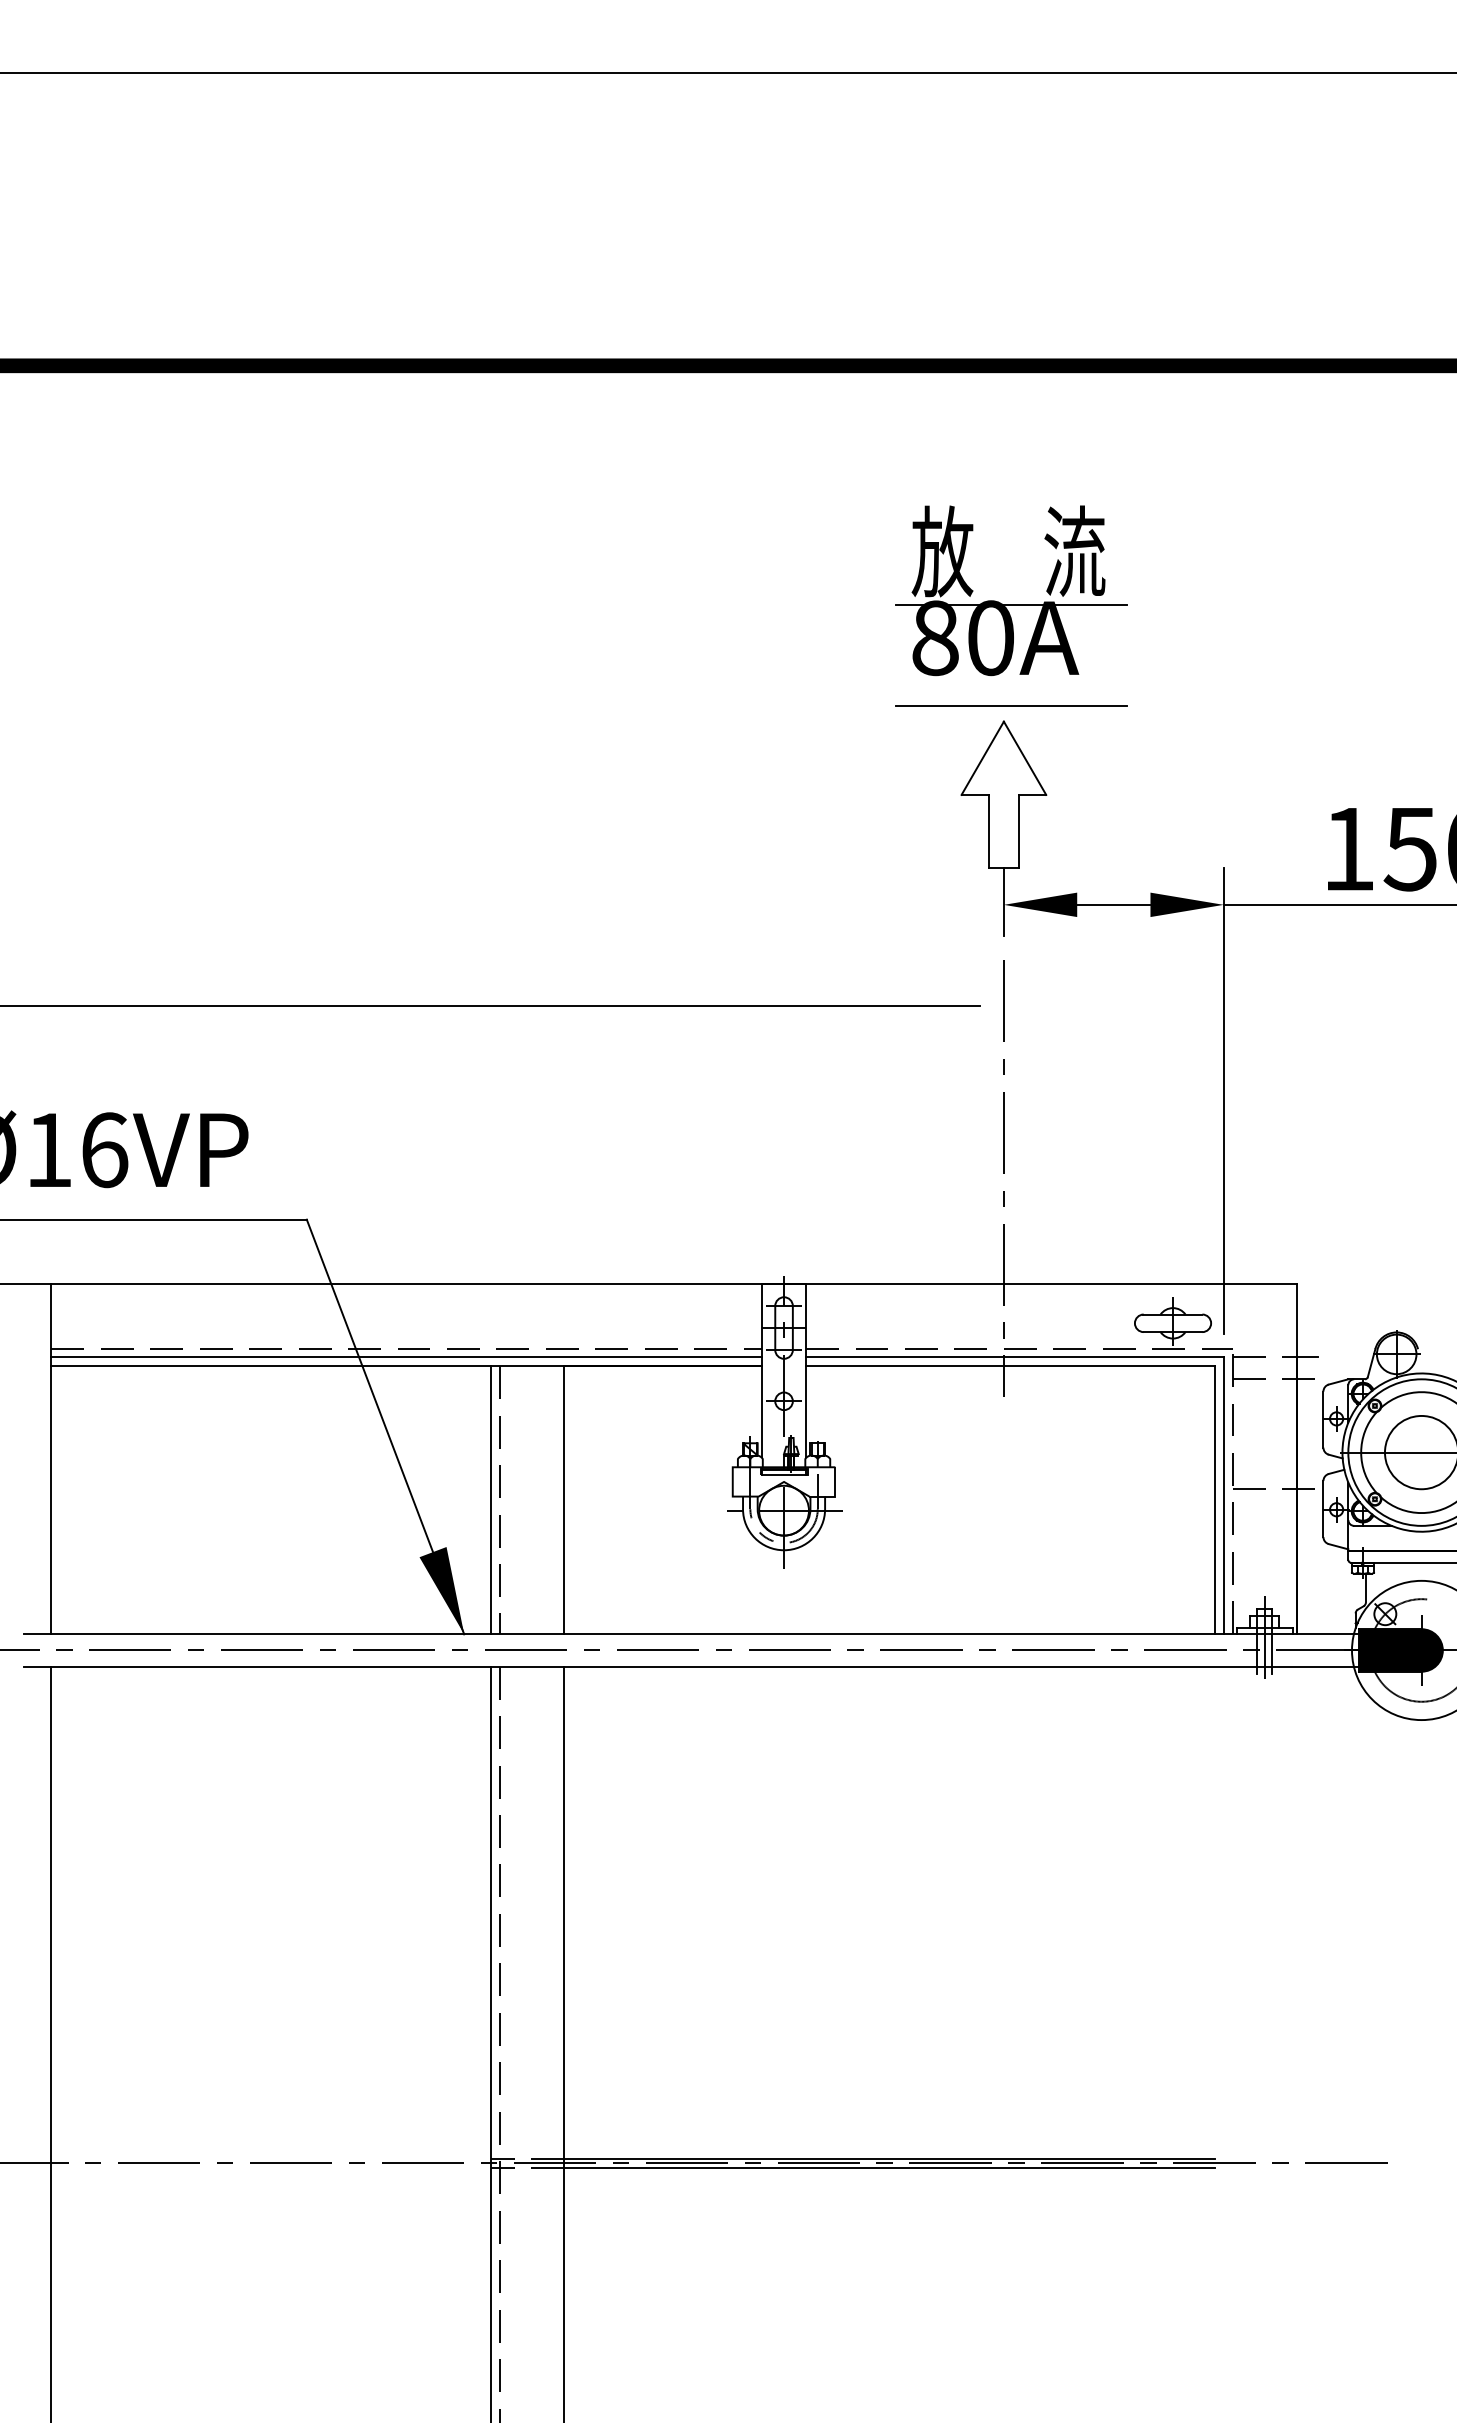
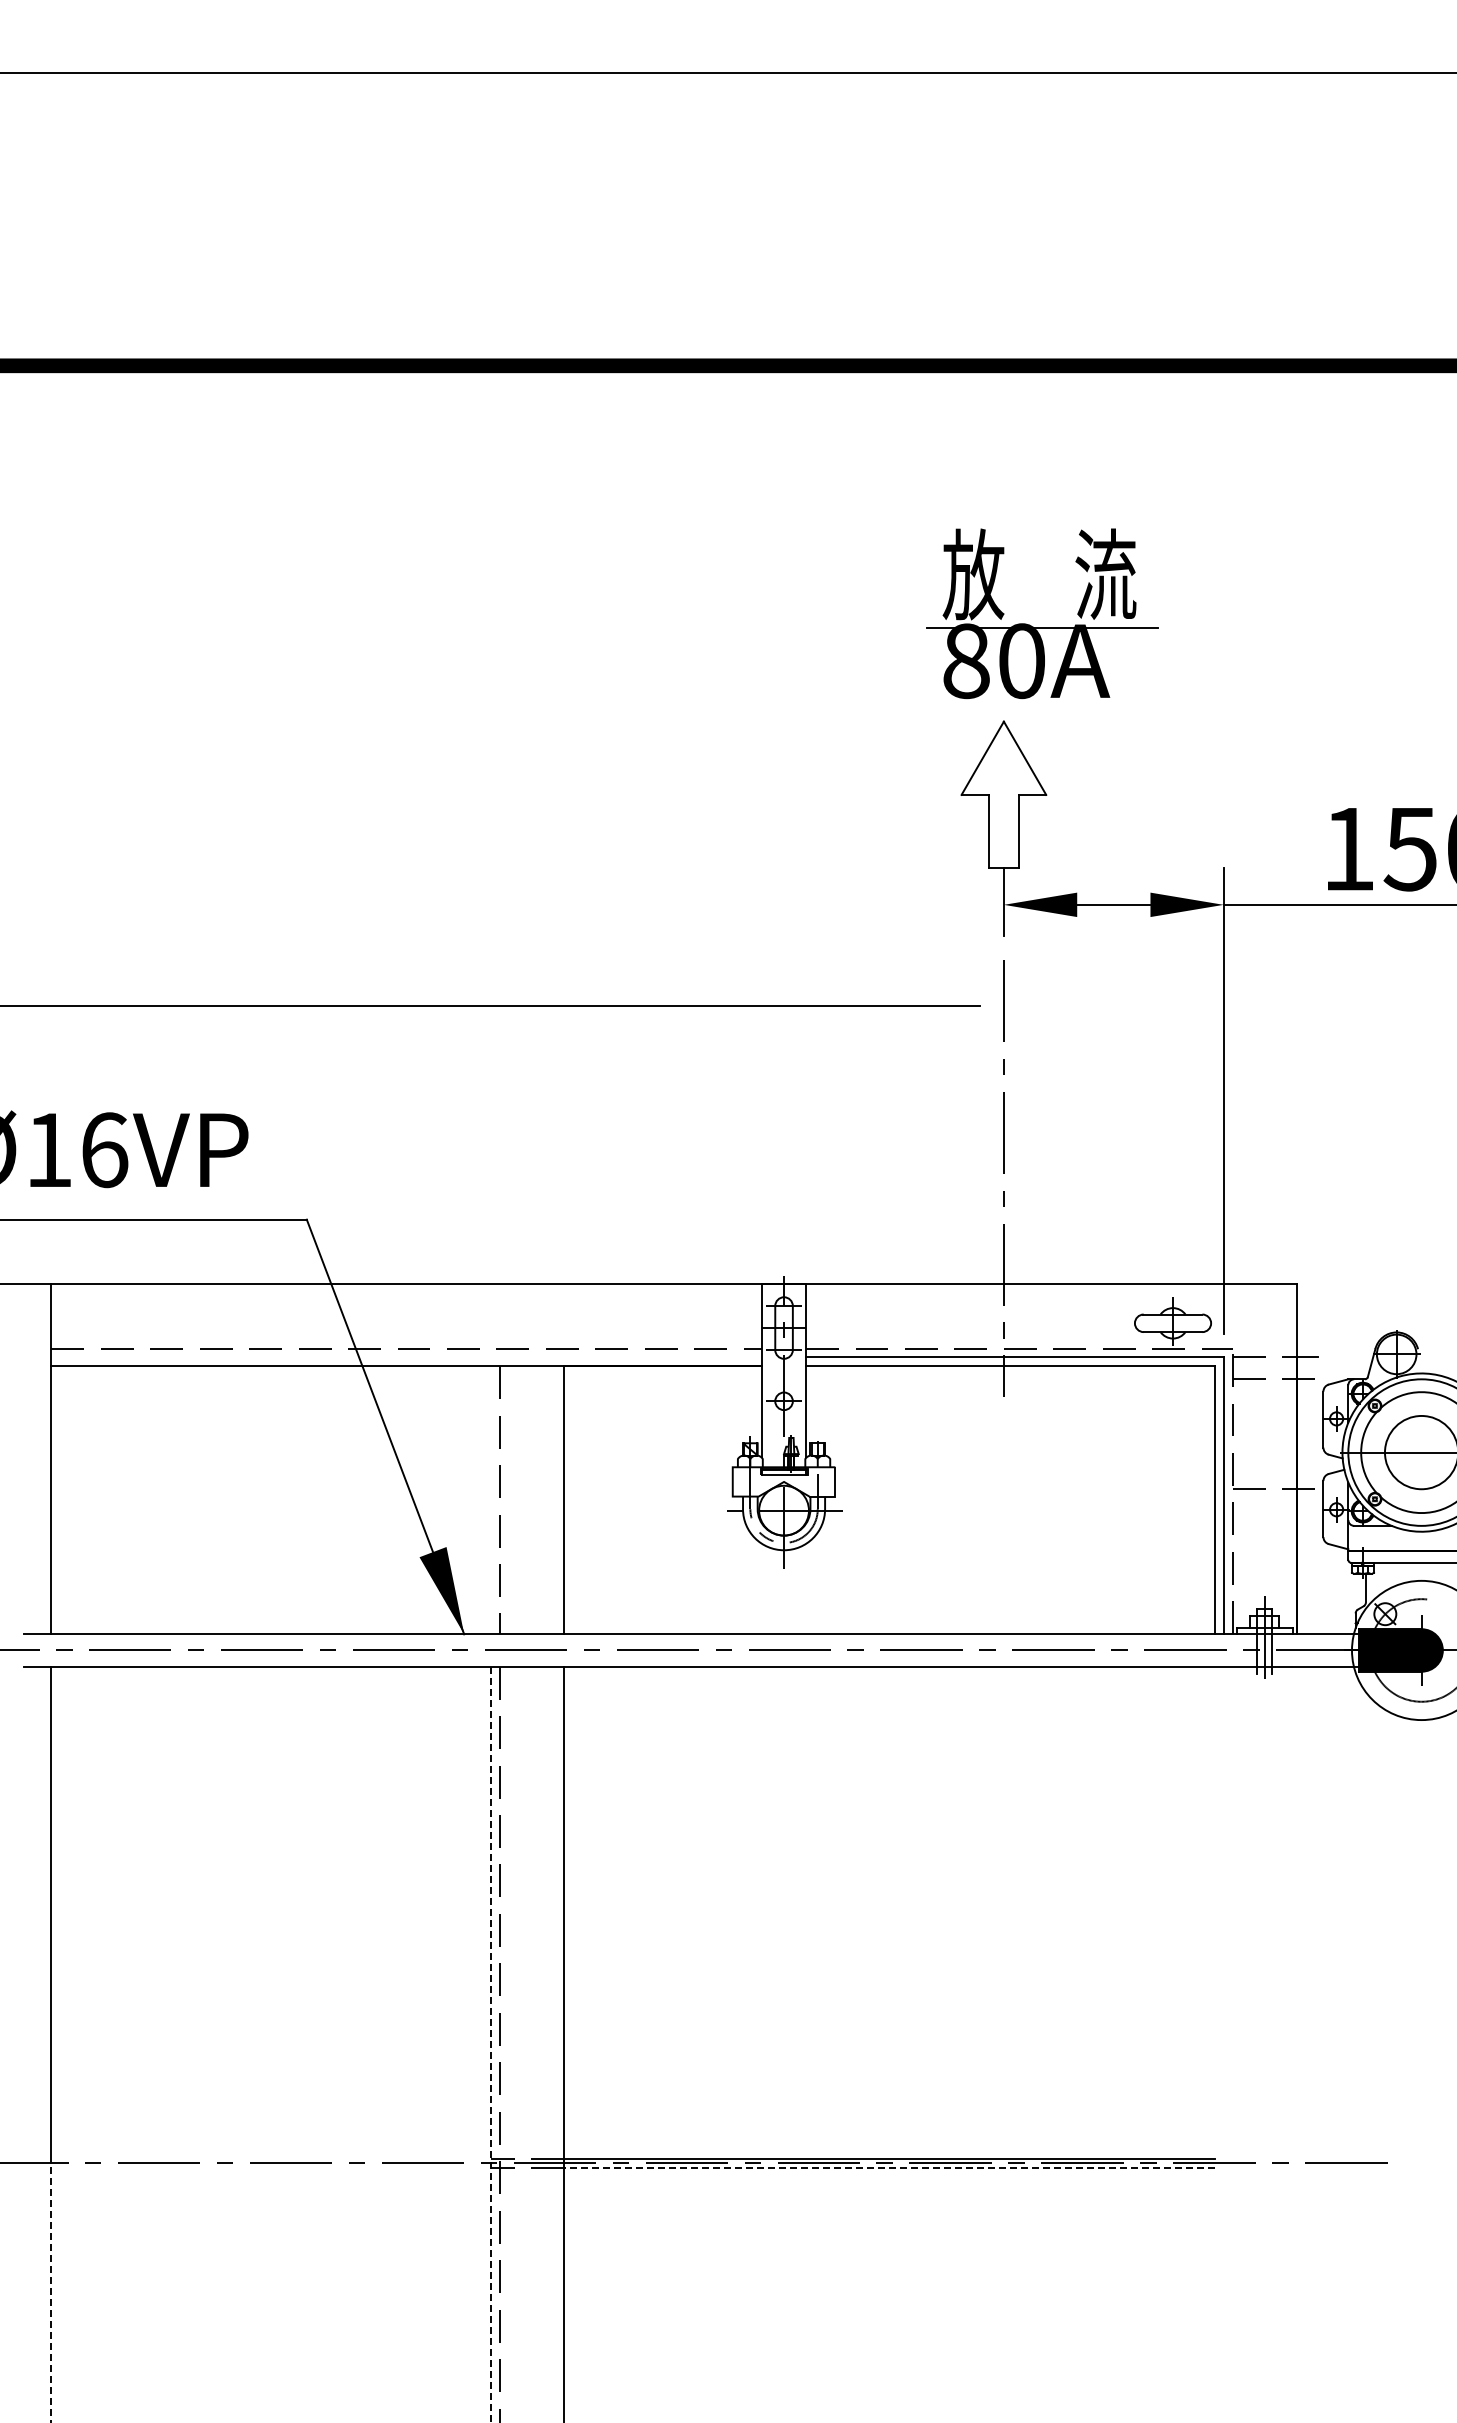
part position: (1011, 604) -> (1042, 627) (1042, 627)
line: present -> none (1010, 705)
line: present -> none (406, 1357)
line: present -> none (490, 1500)
line: solid -> dashed (490, 2044)
line: solid -> dashed (889, 2167)
line: solid -> dashed (51, 2292)
